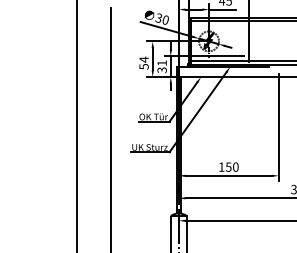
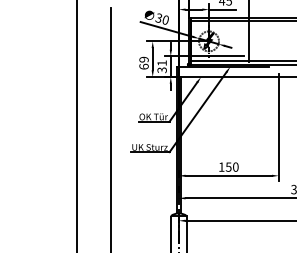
text: 54 -> 69 (143, 62)
